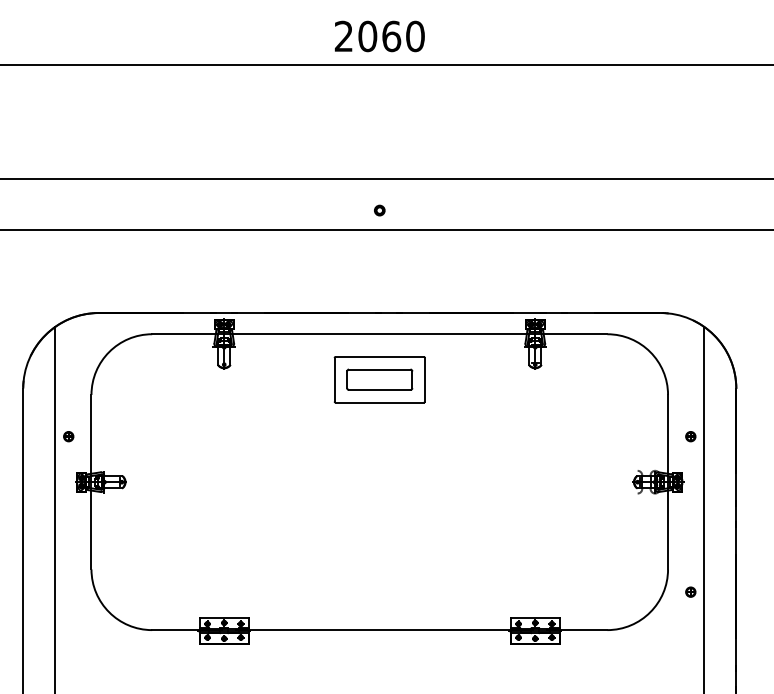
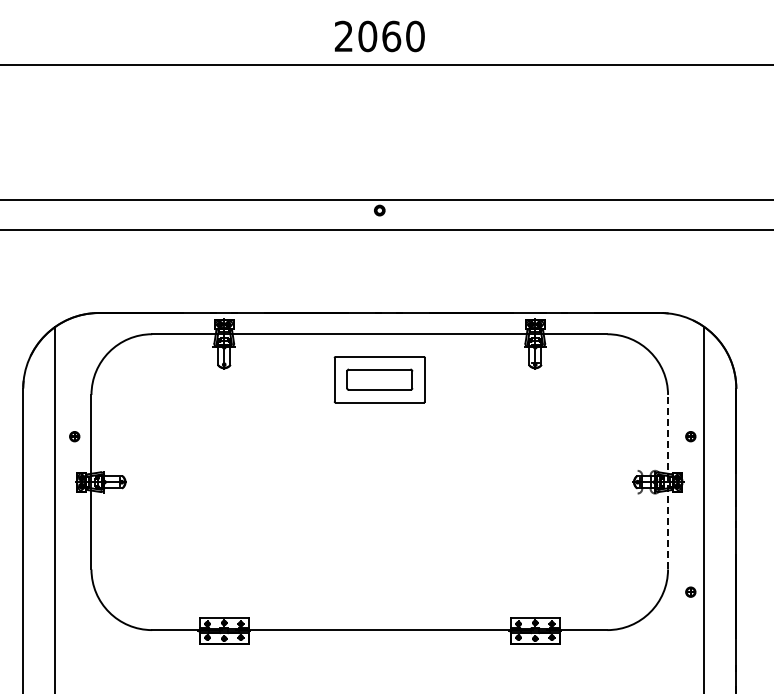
line position: (386, 178) -> (386, 199) (386, 199)
part position: (68, 436) -> (74, 436) (74, 436)
line: solid -> dashed (668, 481)
